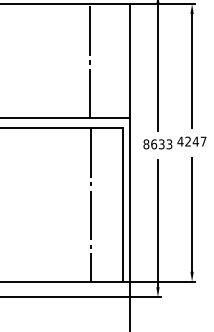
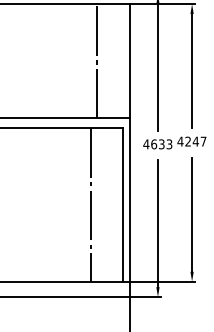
line position: (90, 61) -> (97, 61) (97, 61)
text: 8633 -> 4633 (146, 144)
